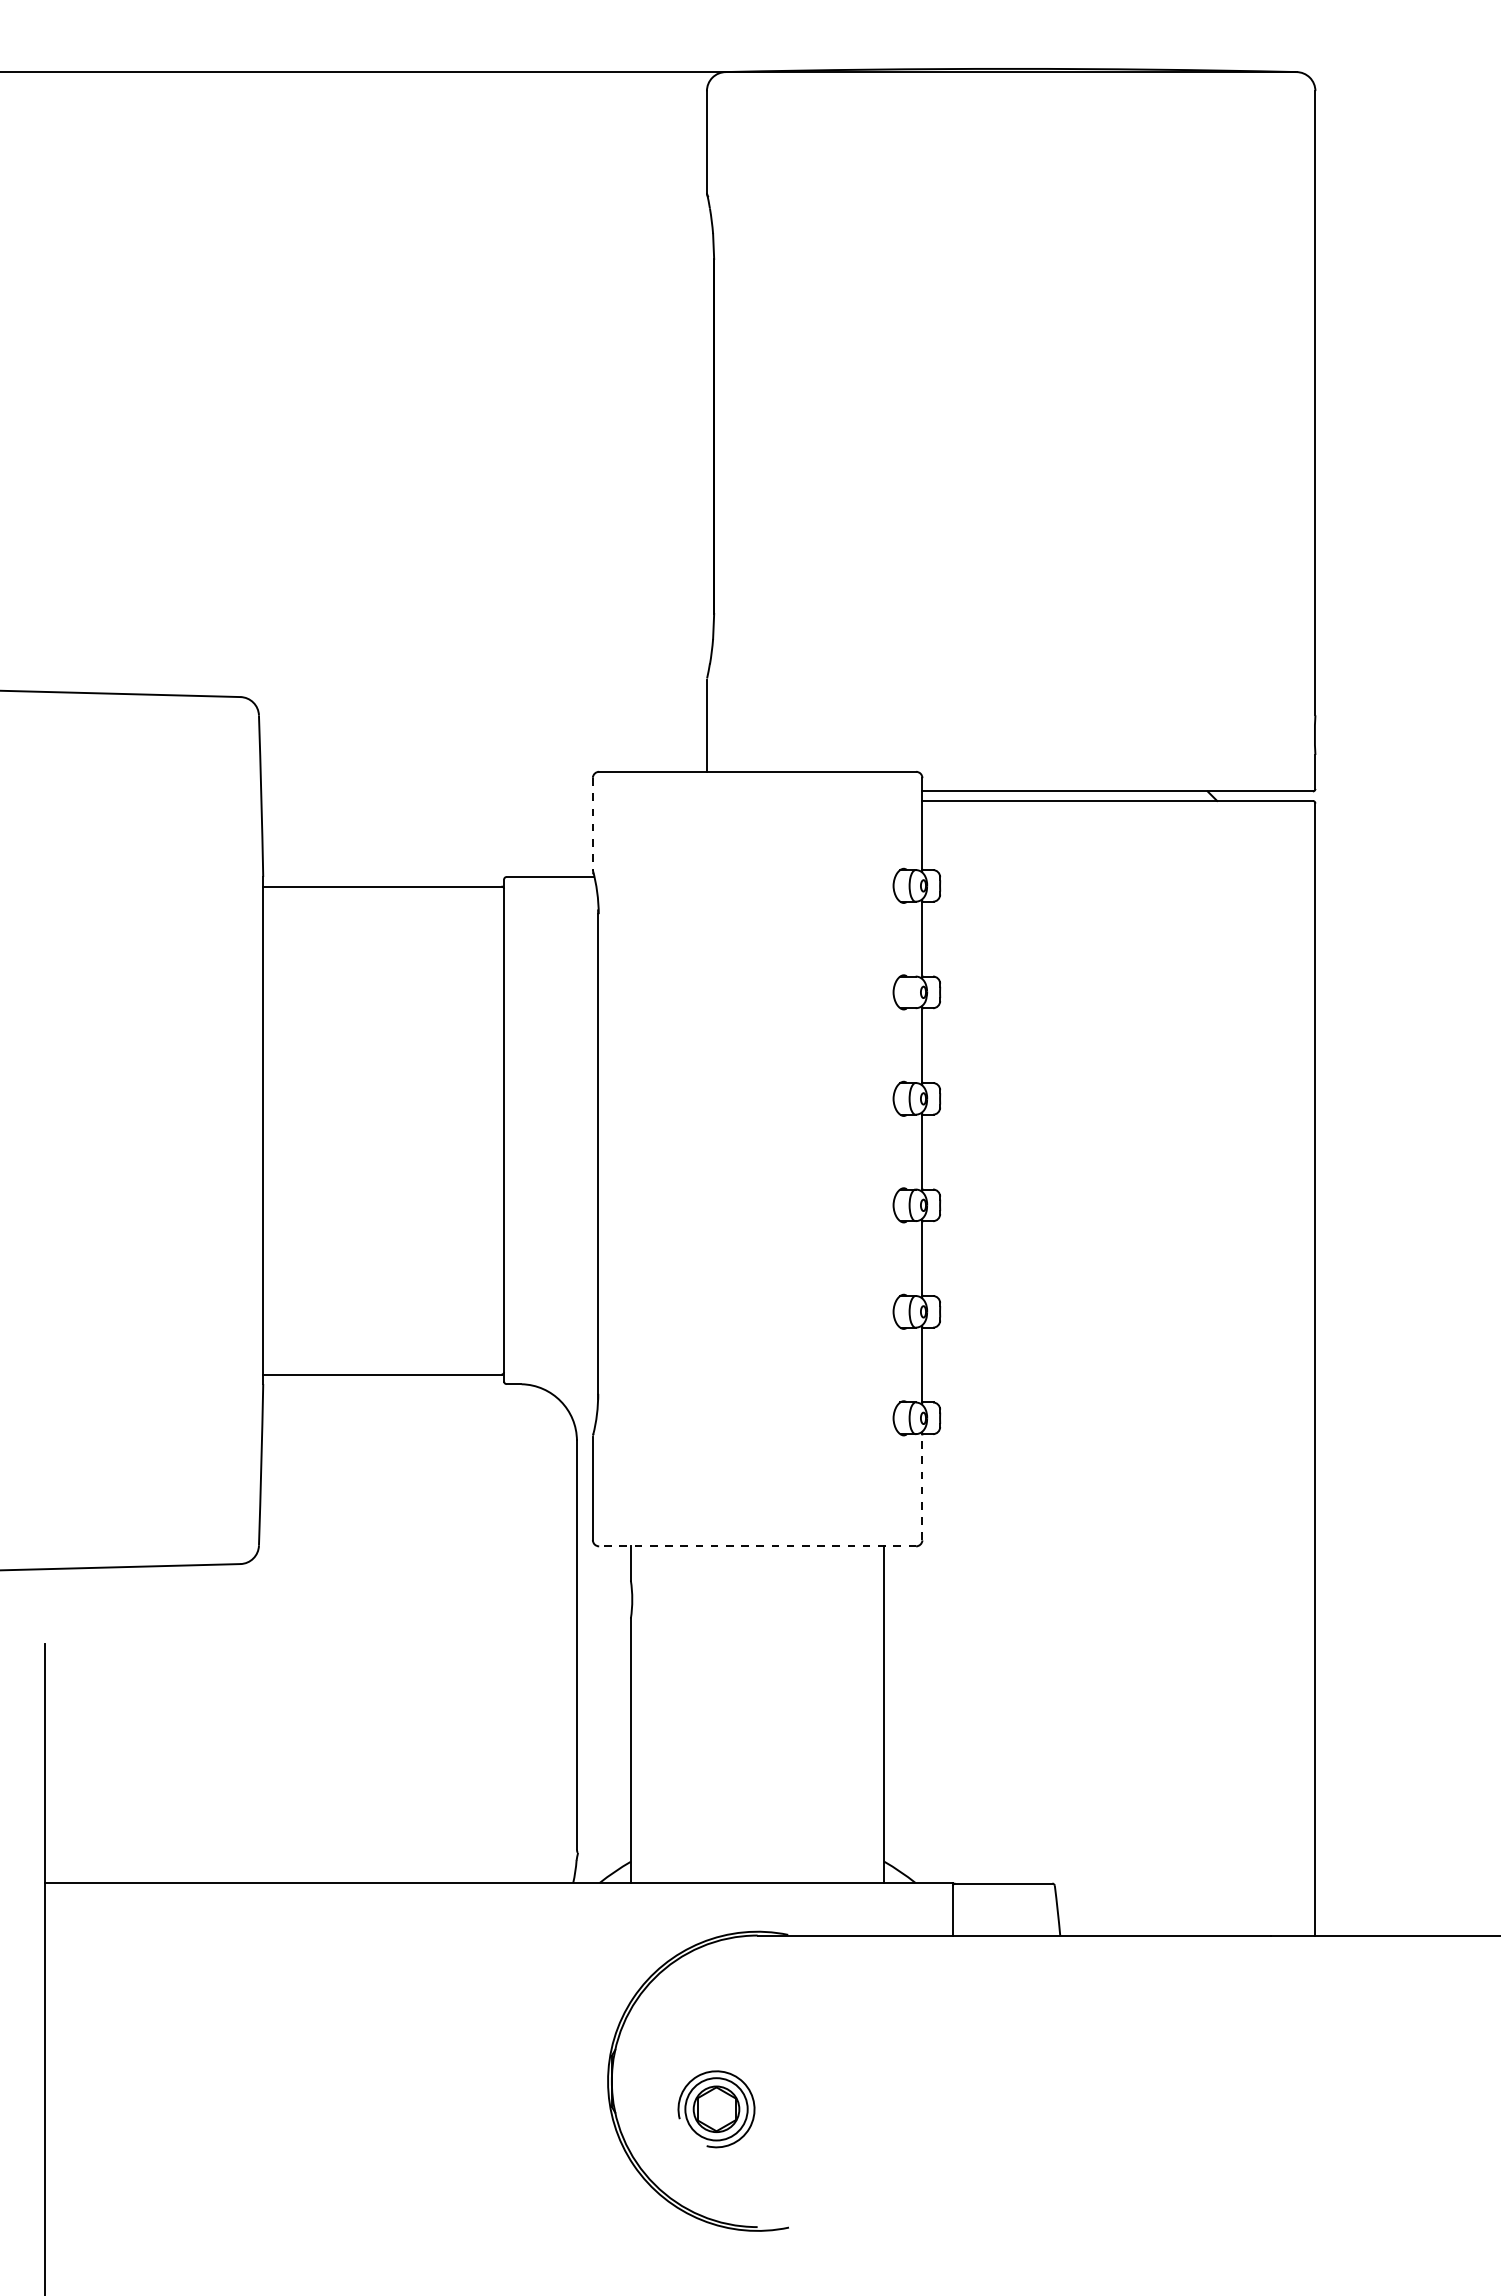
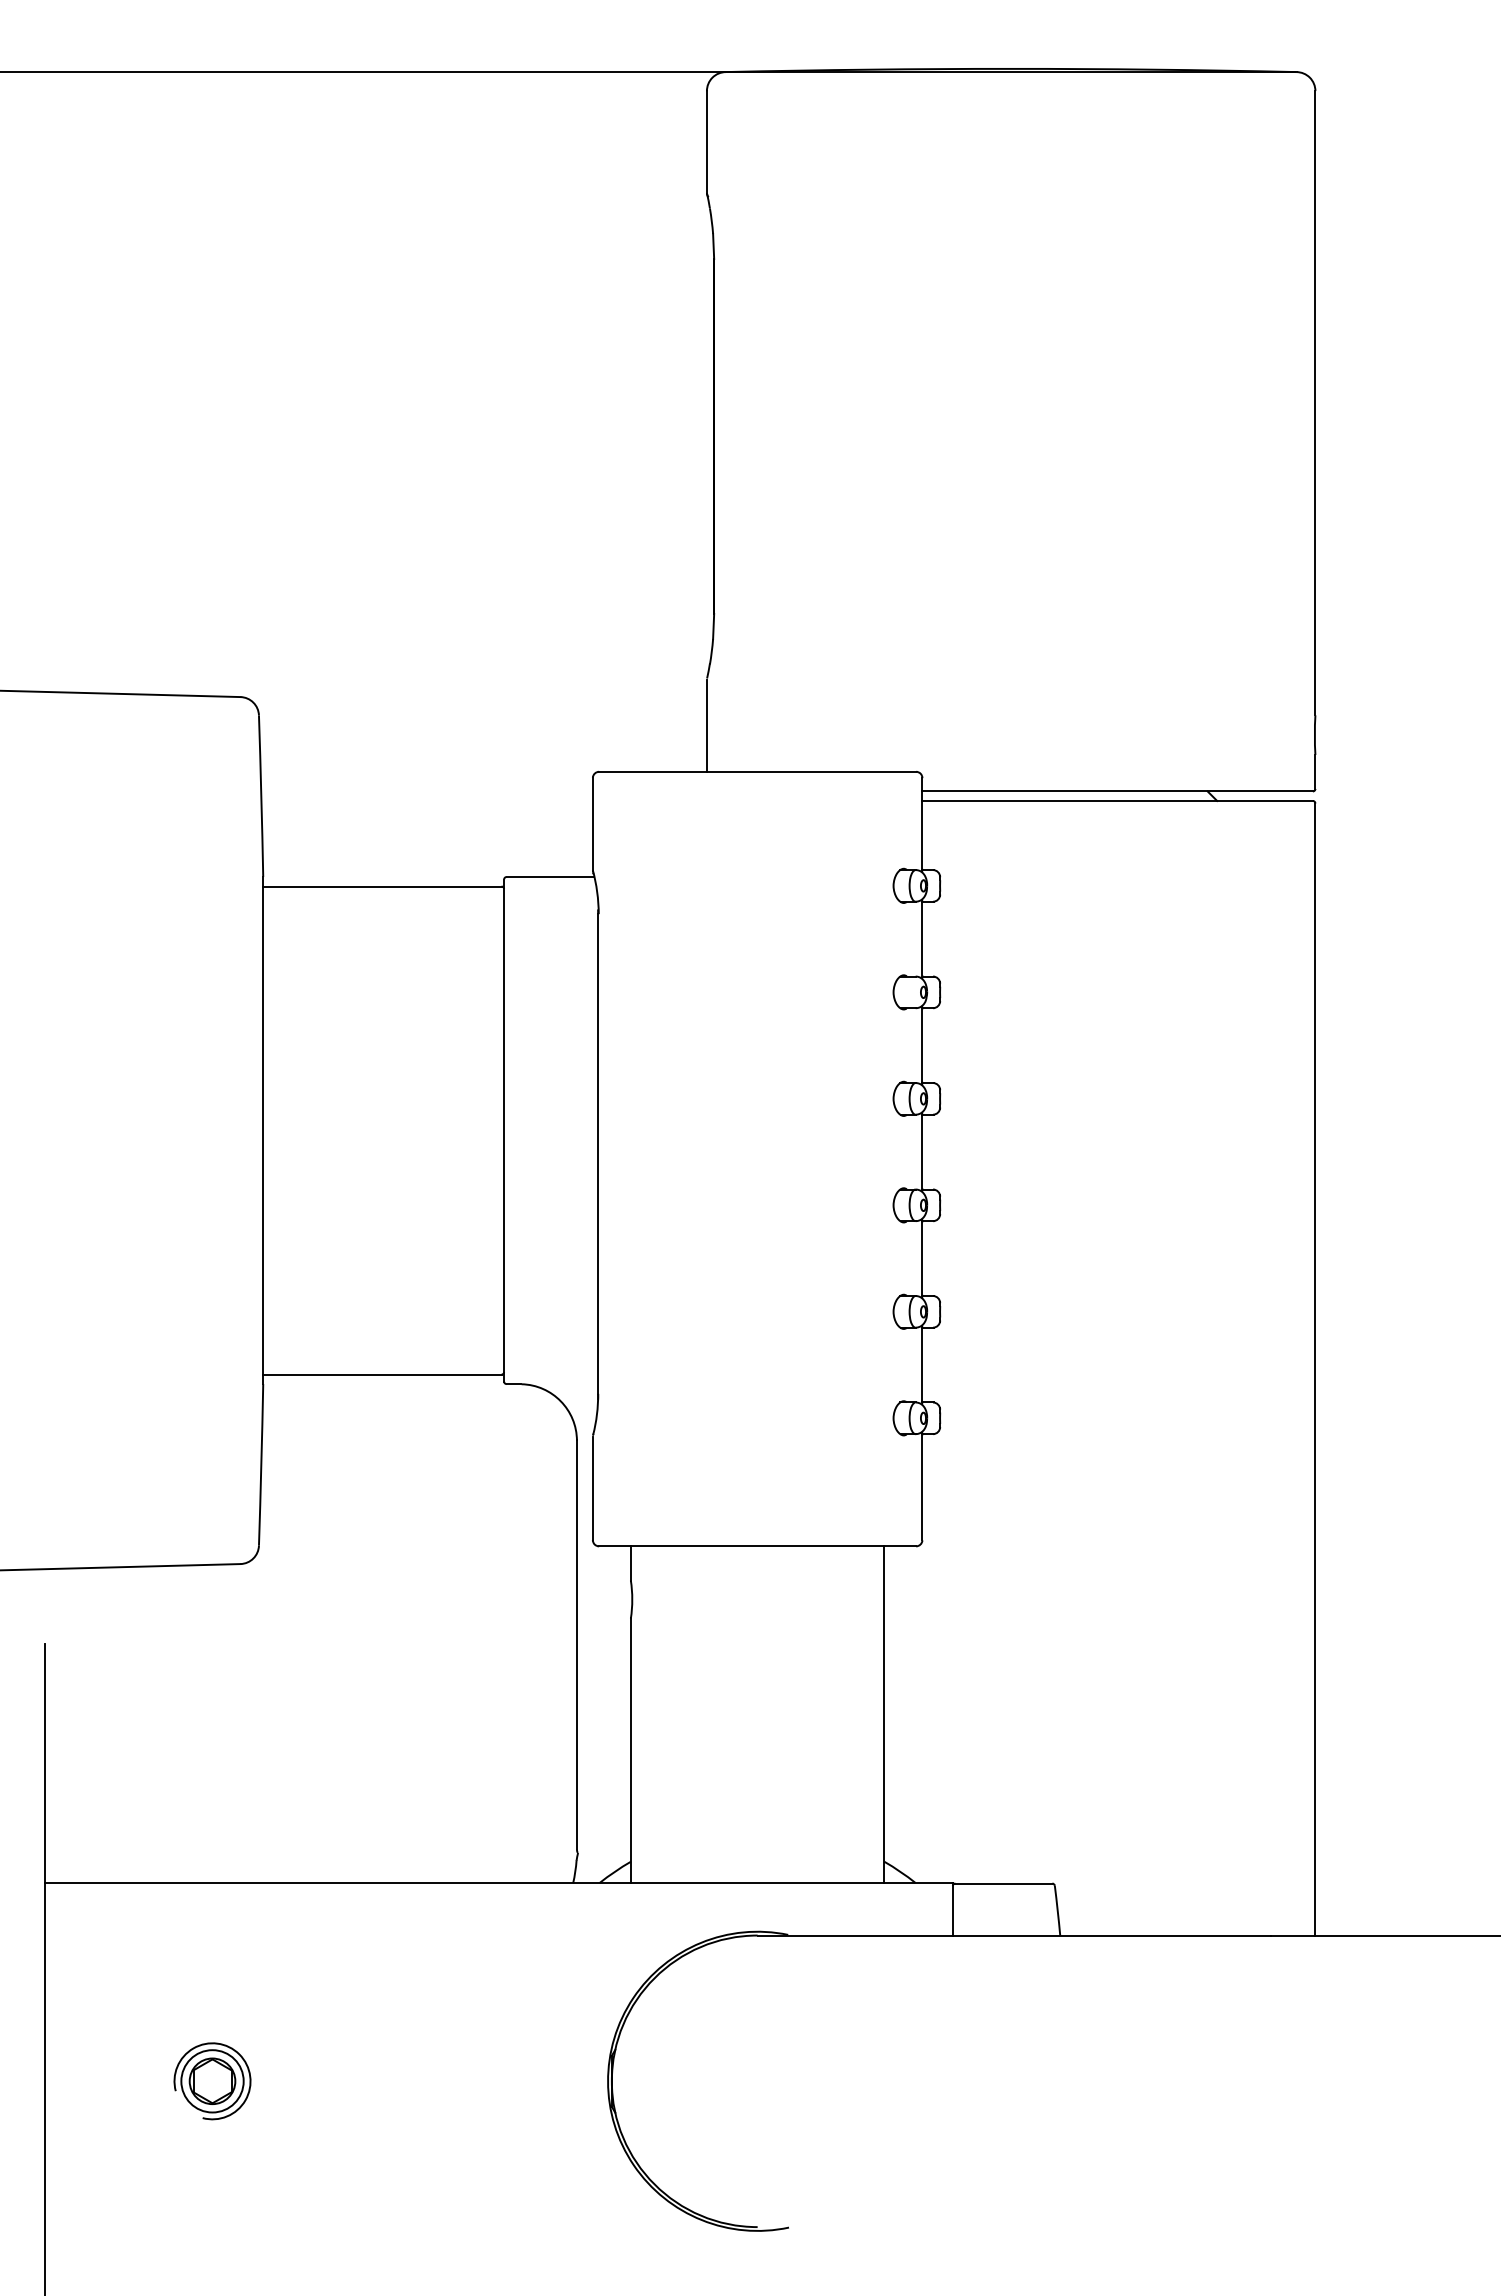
line: dashed -> solid (592, 824)
line: dashed -> solid (922, 1487)
line: dashed -> solid (757, 1546)
part position: (716, 2109) -> (212, 2081) (212, 2081)
